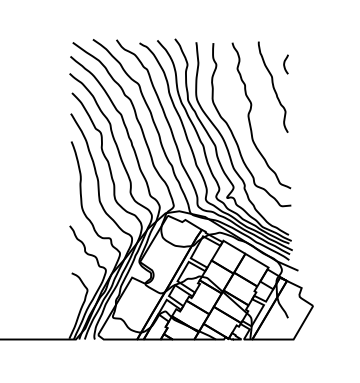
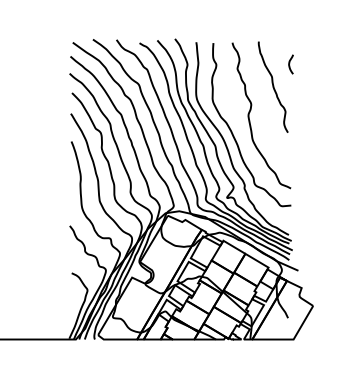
curve position: (285, 63) -> (290, 63) (290, 63)
